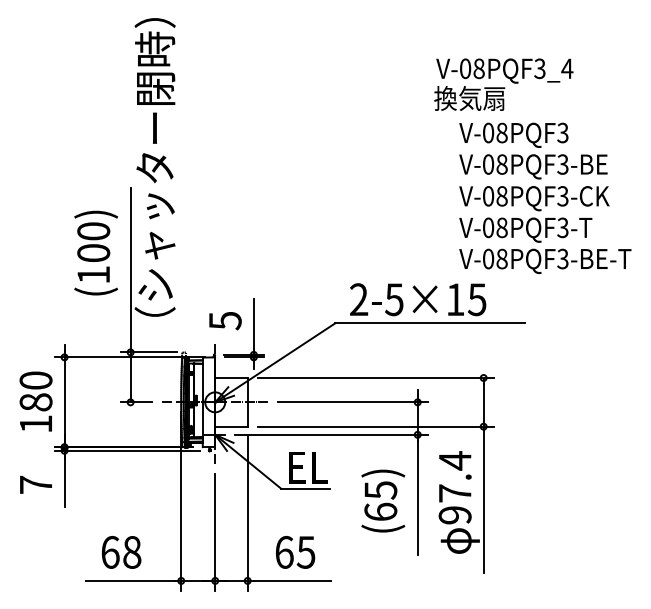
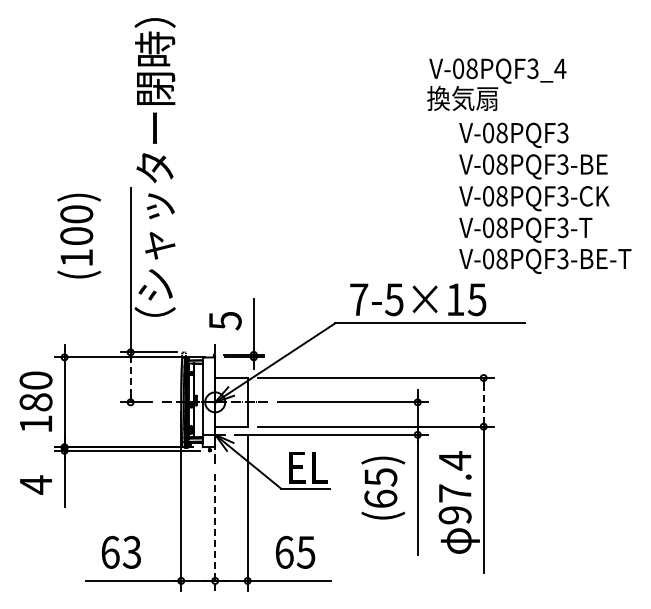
text position: (503, 84) -> (496, 84) (496, 84)
text position: (96, 252) -> (79, 235) (79, 235)
text: 2-5×15 -> 7-5×15 (359, 299)
line: solid -> dashed (130, 377)
line: solid -> dashed (483, 402)
text: 7 -> 4 (35, 484)
text position: (383, 500) -> (383, 487) (383, 487)
line: solid -> dashed (215, 532)
text: 68 -> 63 (131, 551)
